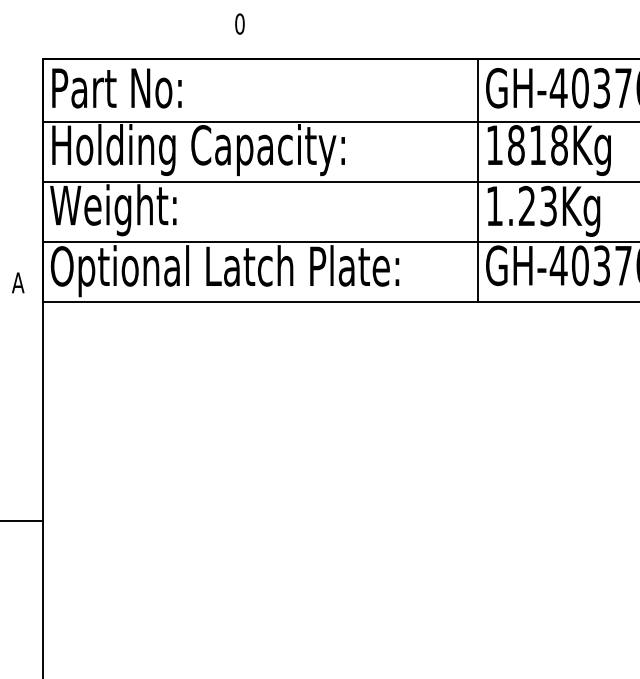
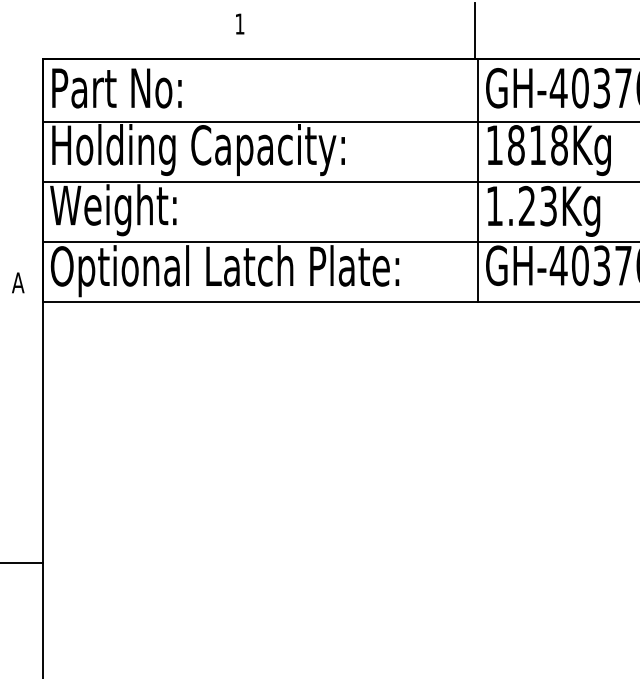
text: 0 -> 1 (239, 23)
line: none -> present (474, 30)
line position: (22, 521) -> (22, 563) (22, 563)
